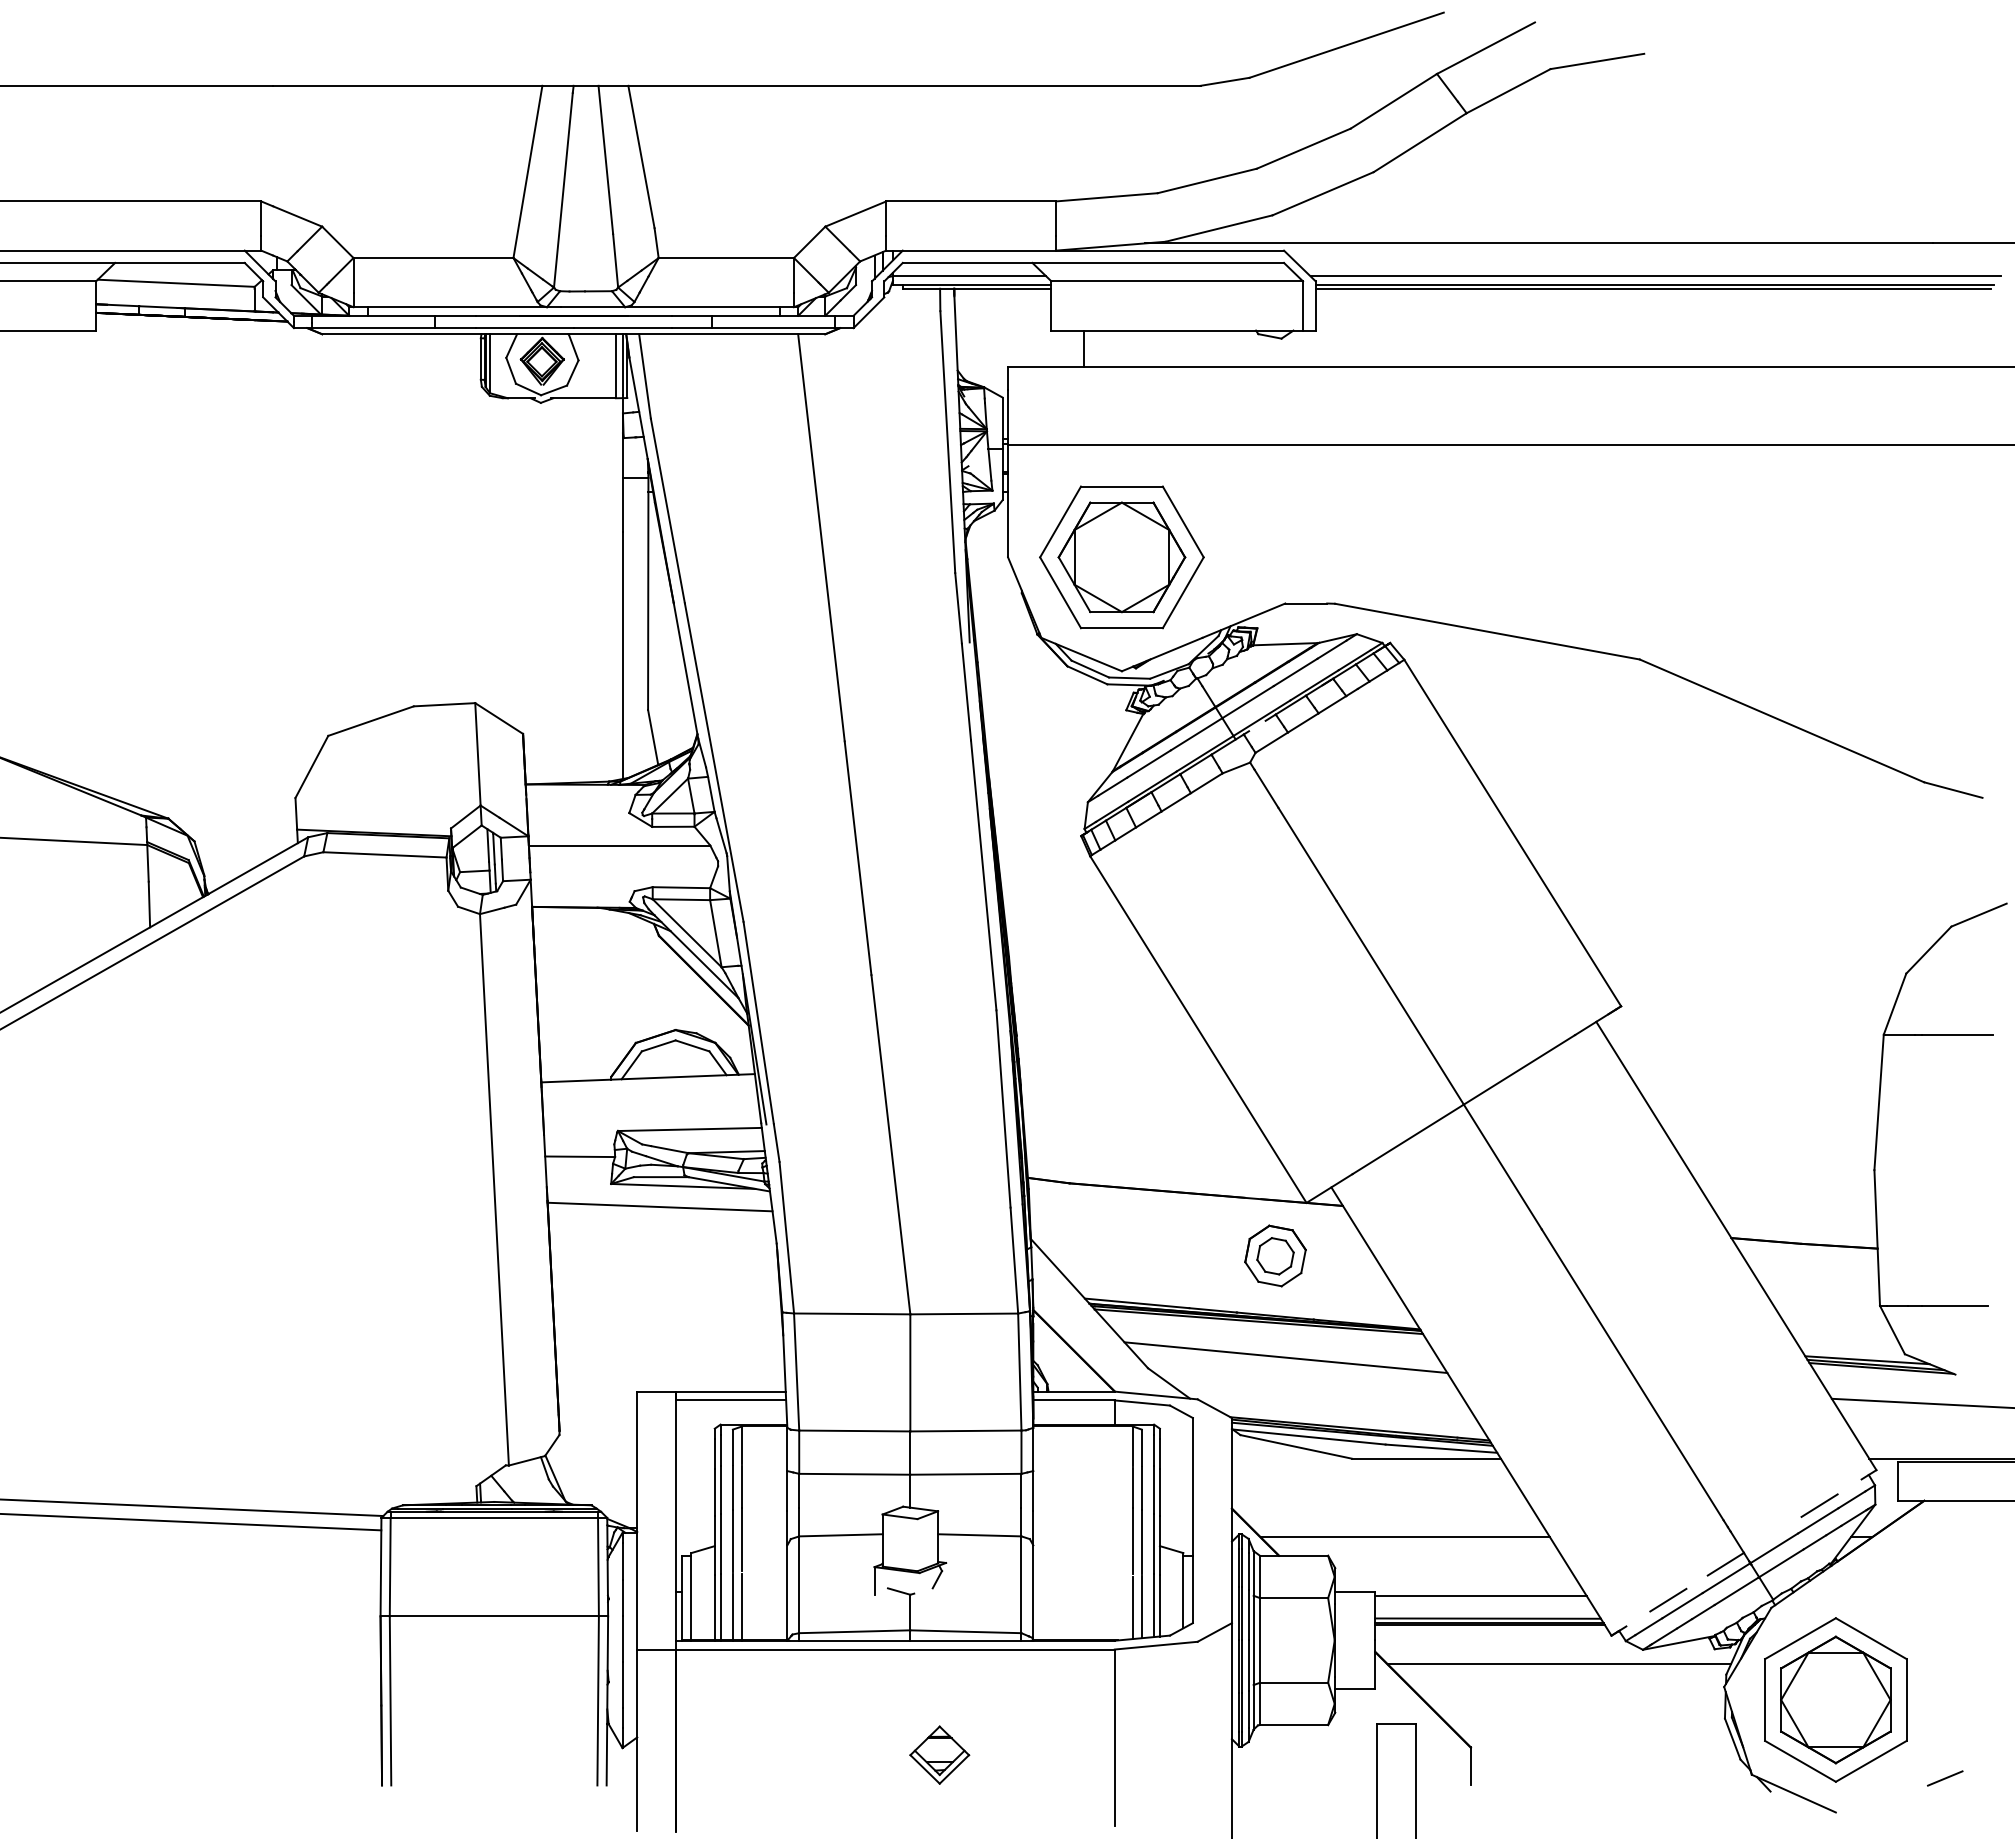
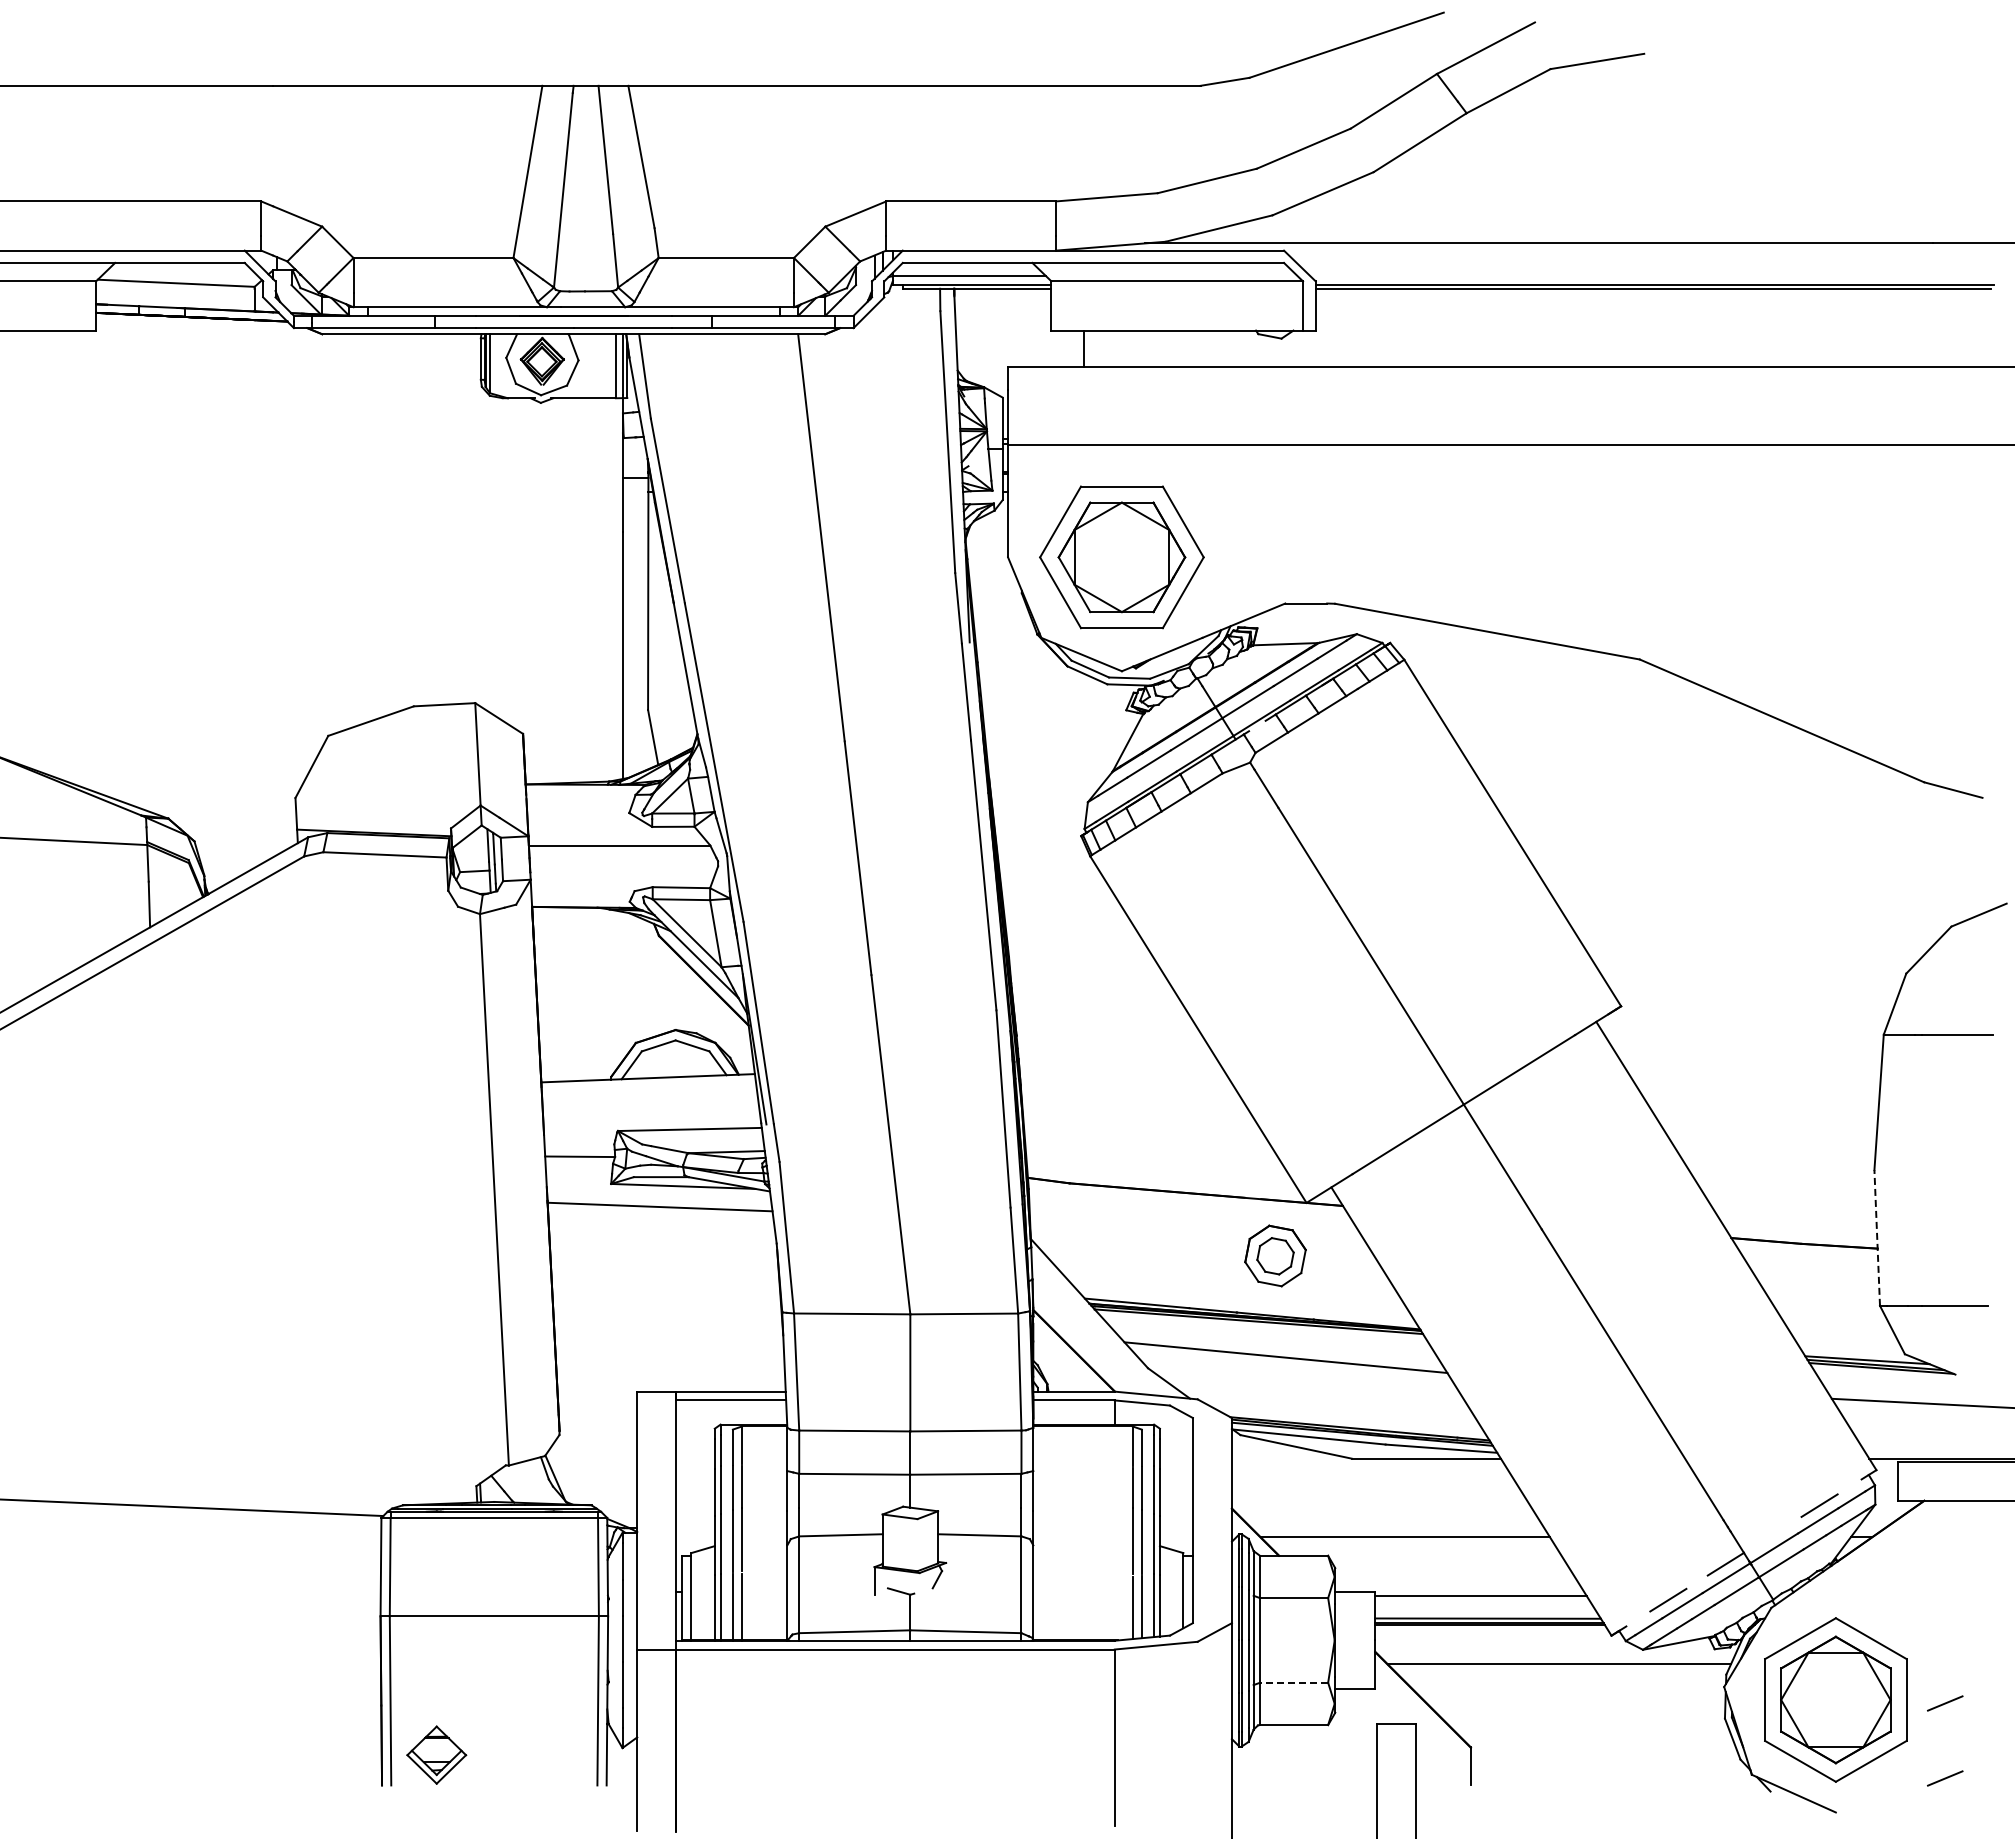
line: present -> none (1655, 276)
line: solid -> dashed (1877, 1237)
line: present -> none (191, 1522)
line: solid -> dashed (1293, 1682)
line: none -> present (1945, 1703)
part position: (939, 1754) -> (436, 1754) (436, 1754)
